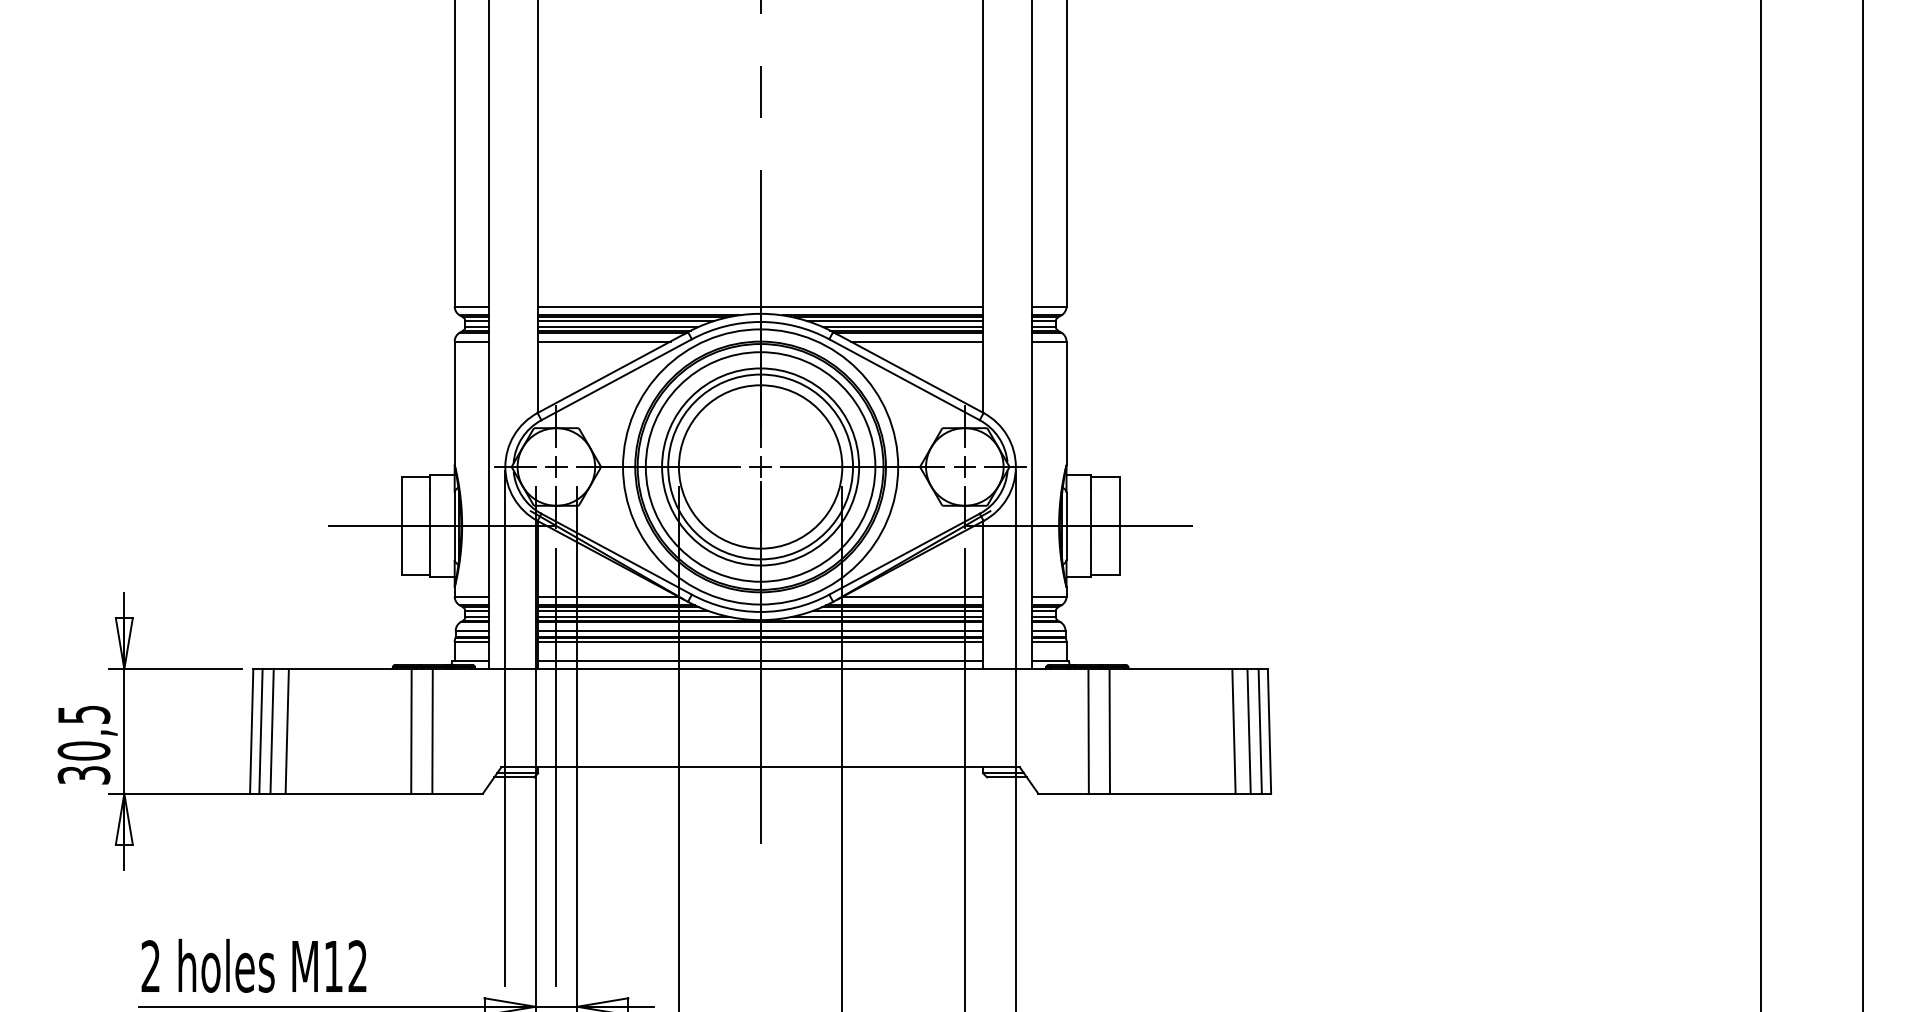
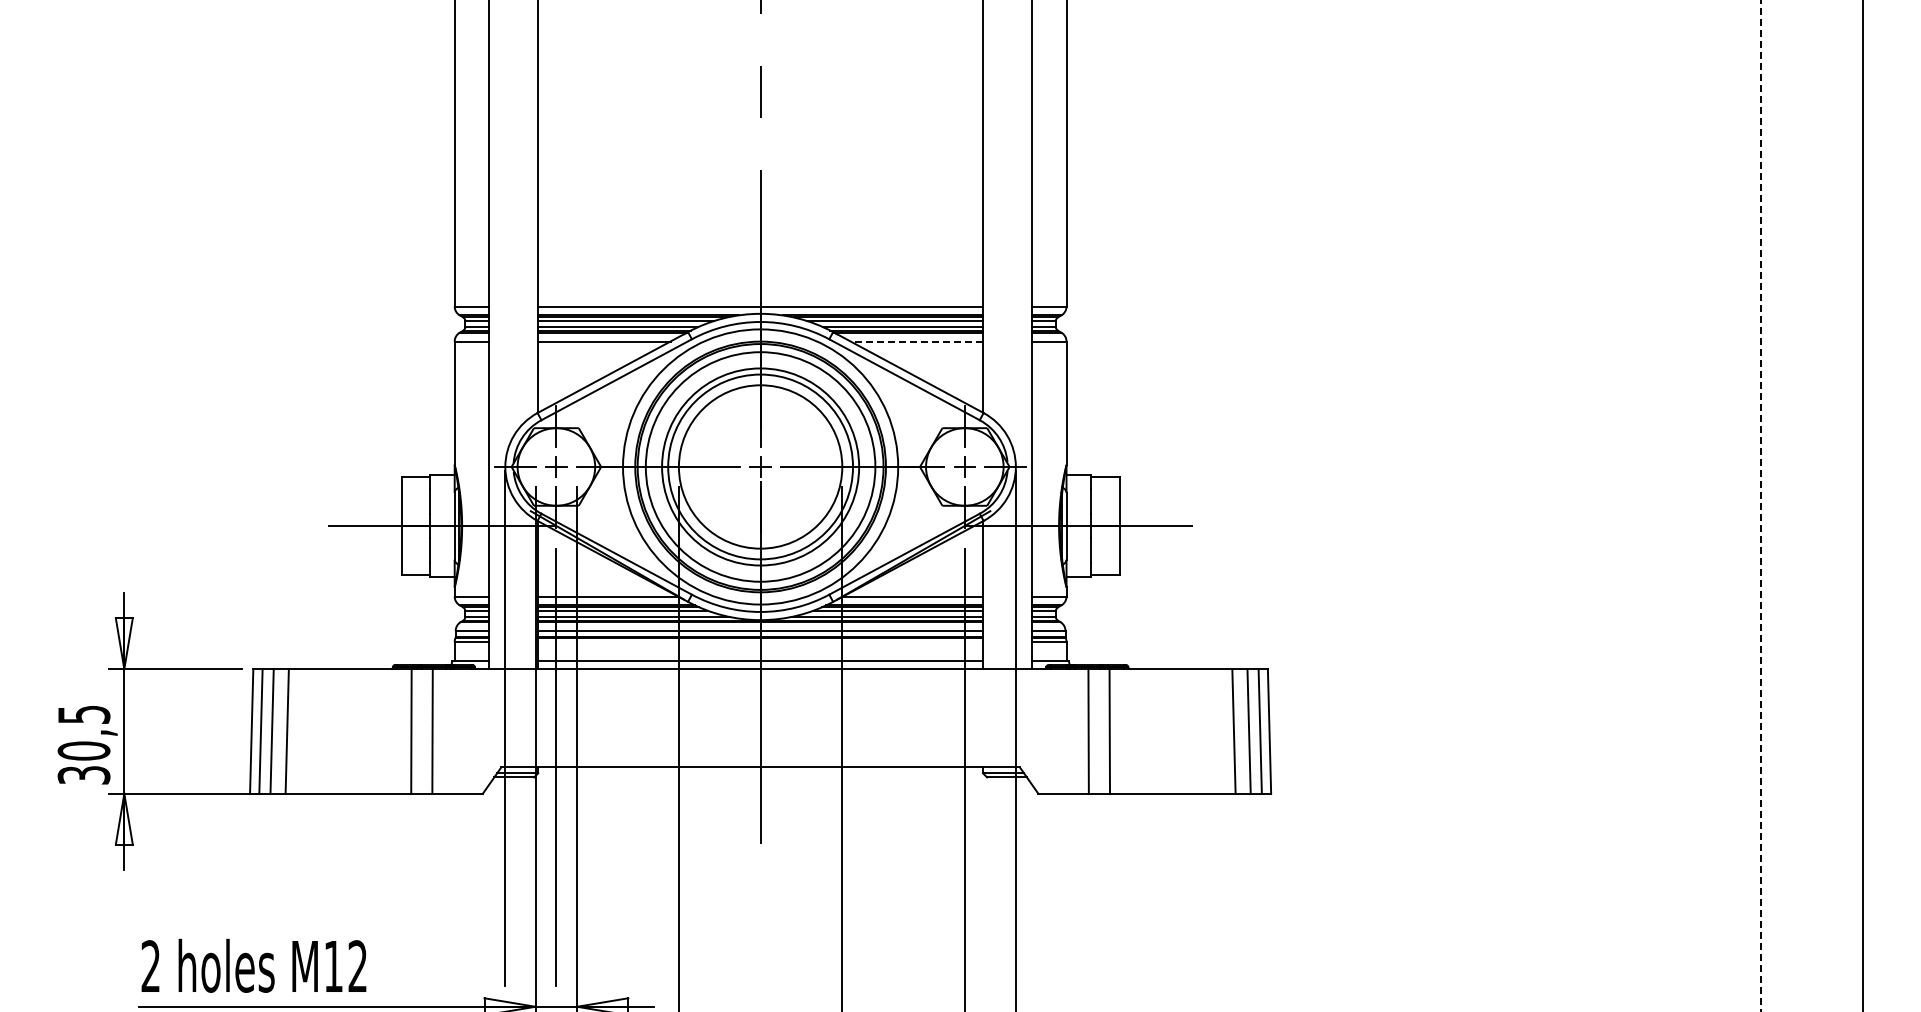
line: solid -> dashed (916, 341)
line: solid -> dashed (1761, 506)
line: present -> none (760, 642)
